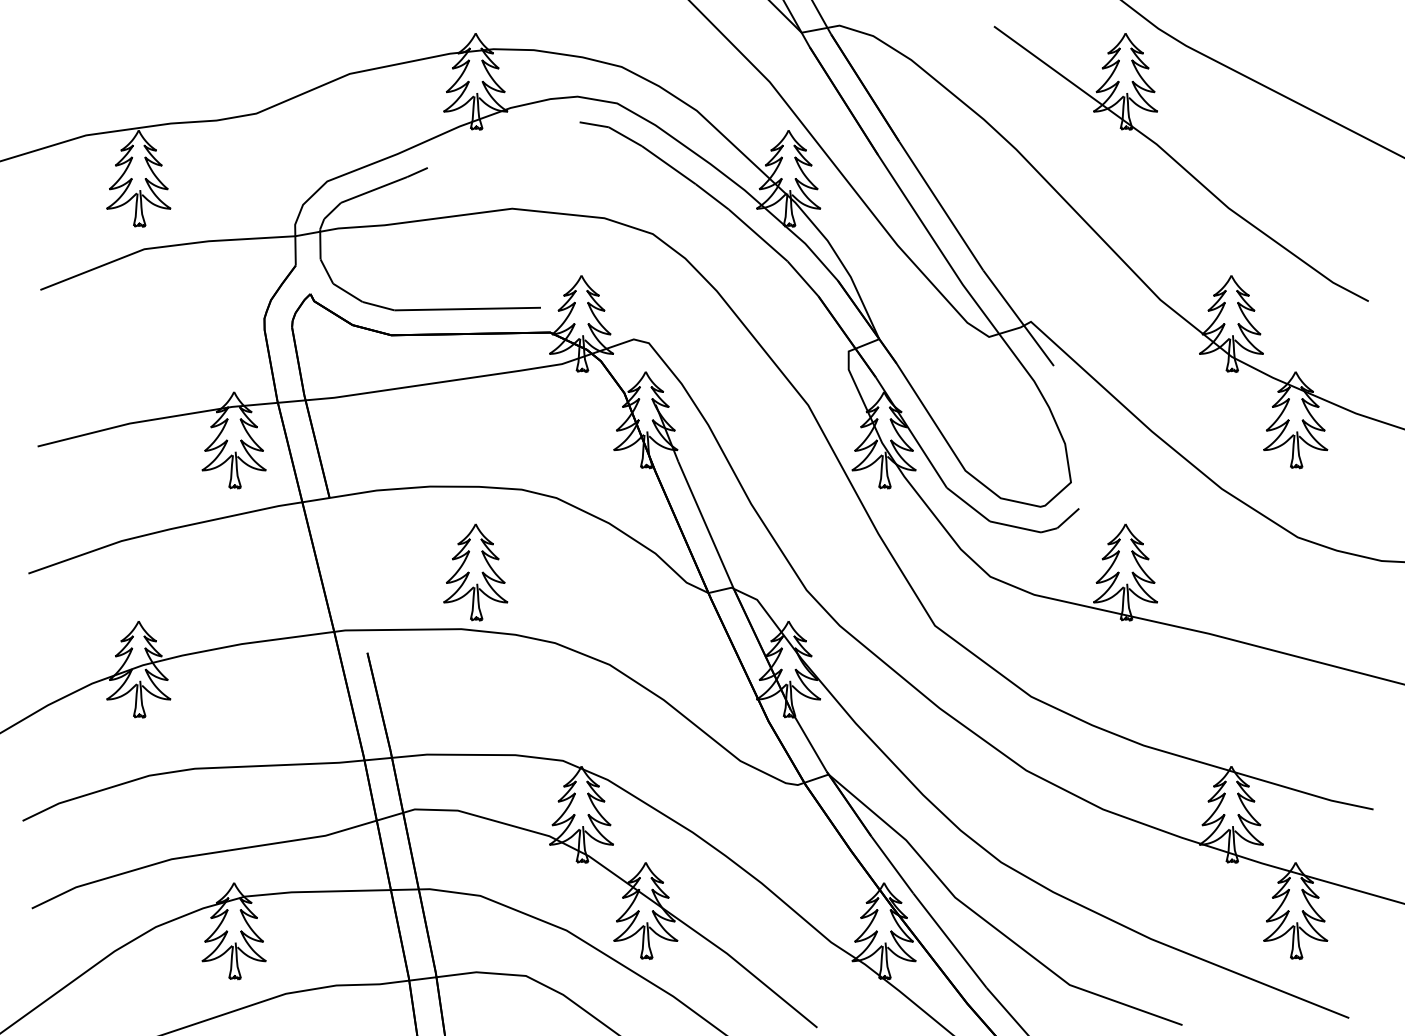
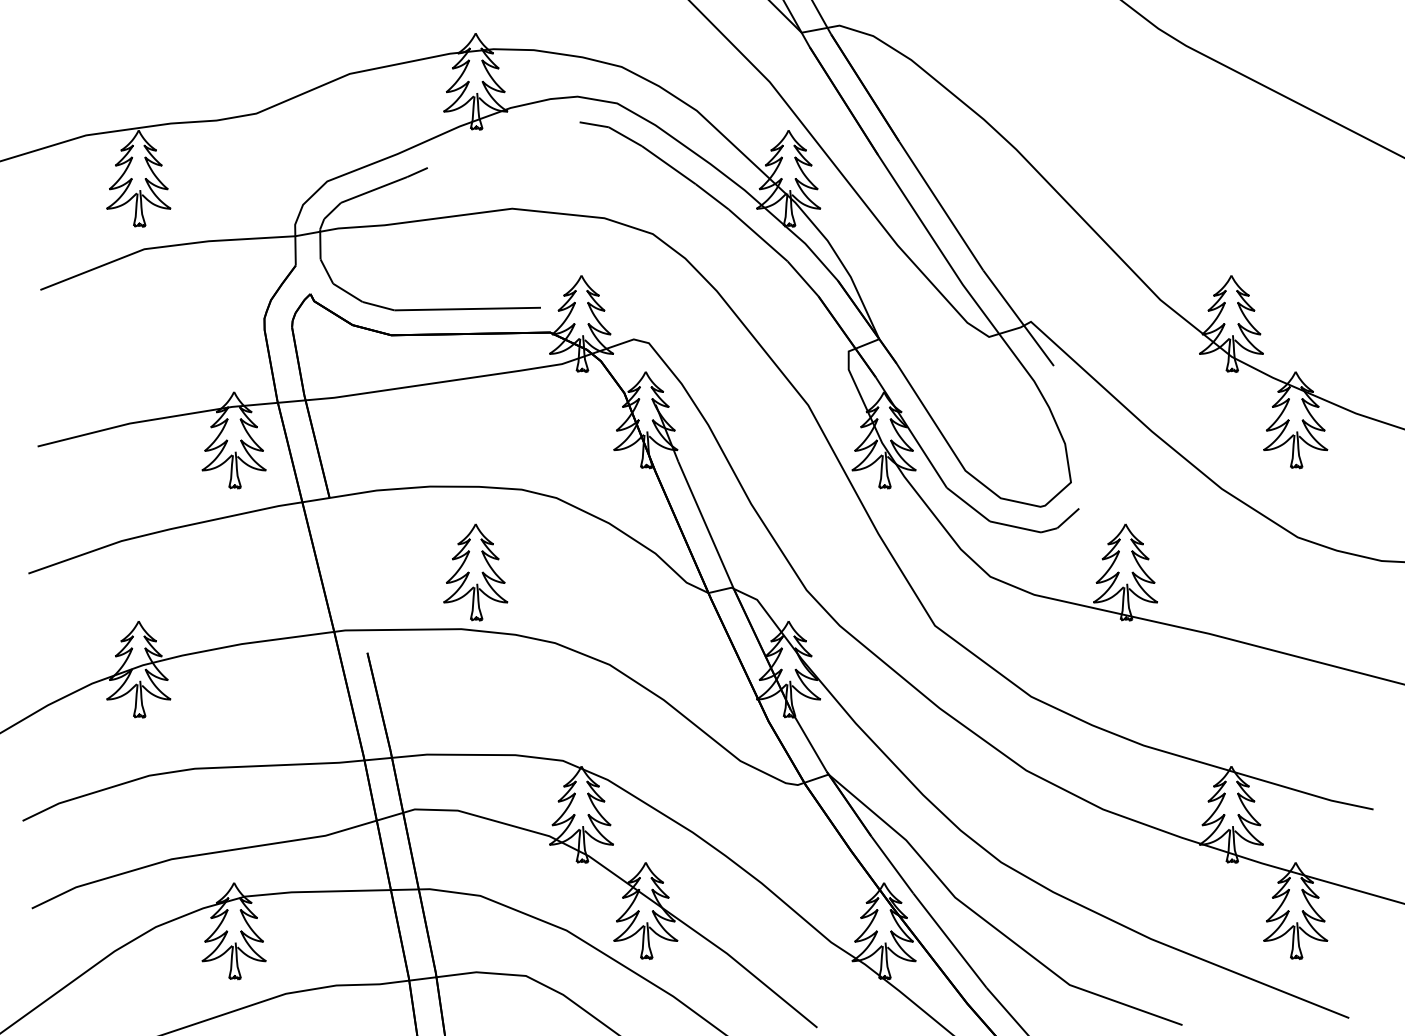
part: present -> none (1180, 163)
